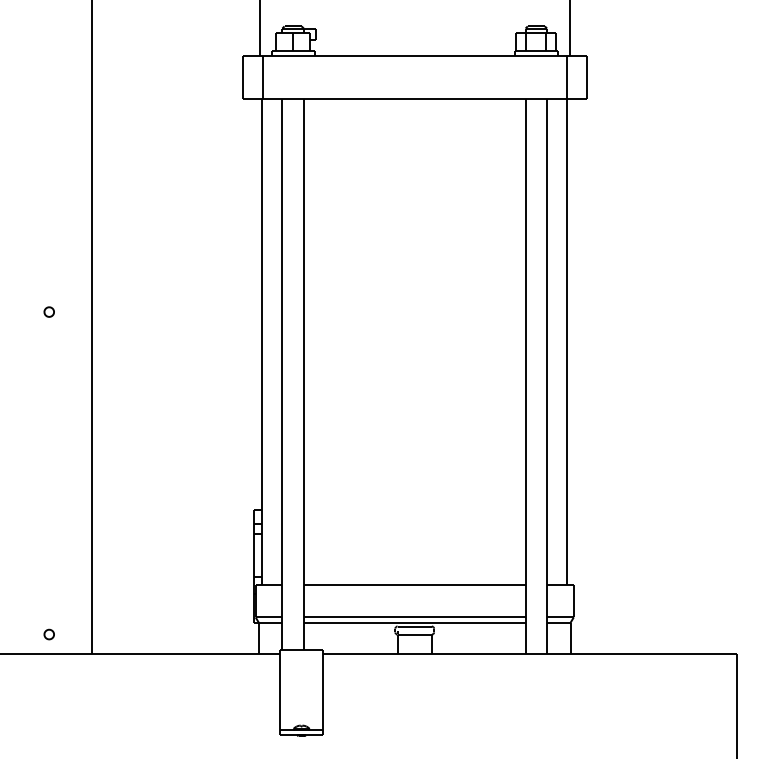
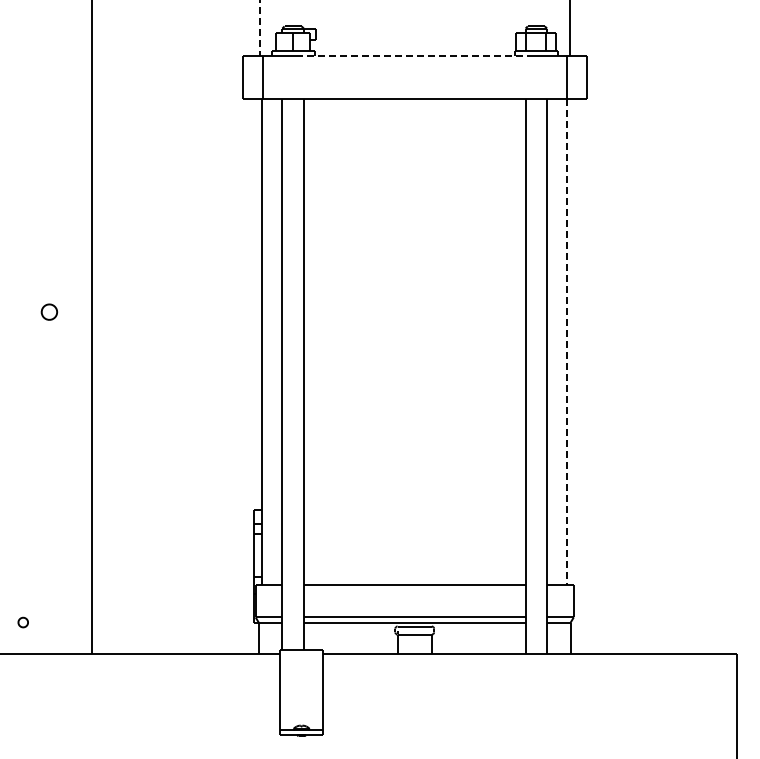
line: solid -> dashed (259, 28)
line: solid -> dashed (414, 56)
part size: 12x12 px -> 19x18 px (49, 311)
line: solid -> dashed (567, 342)
part position: (48, 634) -> (22, 622) (22, 622)
